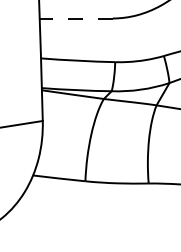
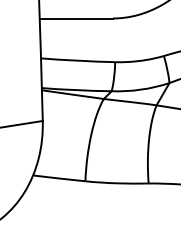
line: dashed -> solid (76, 18)
